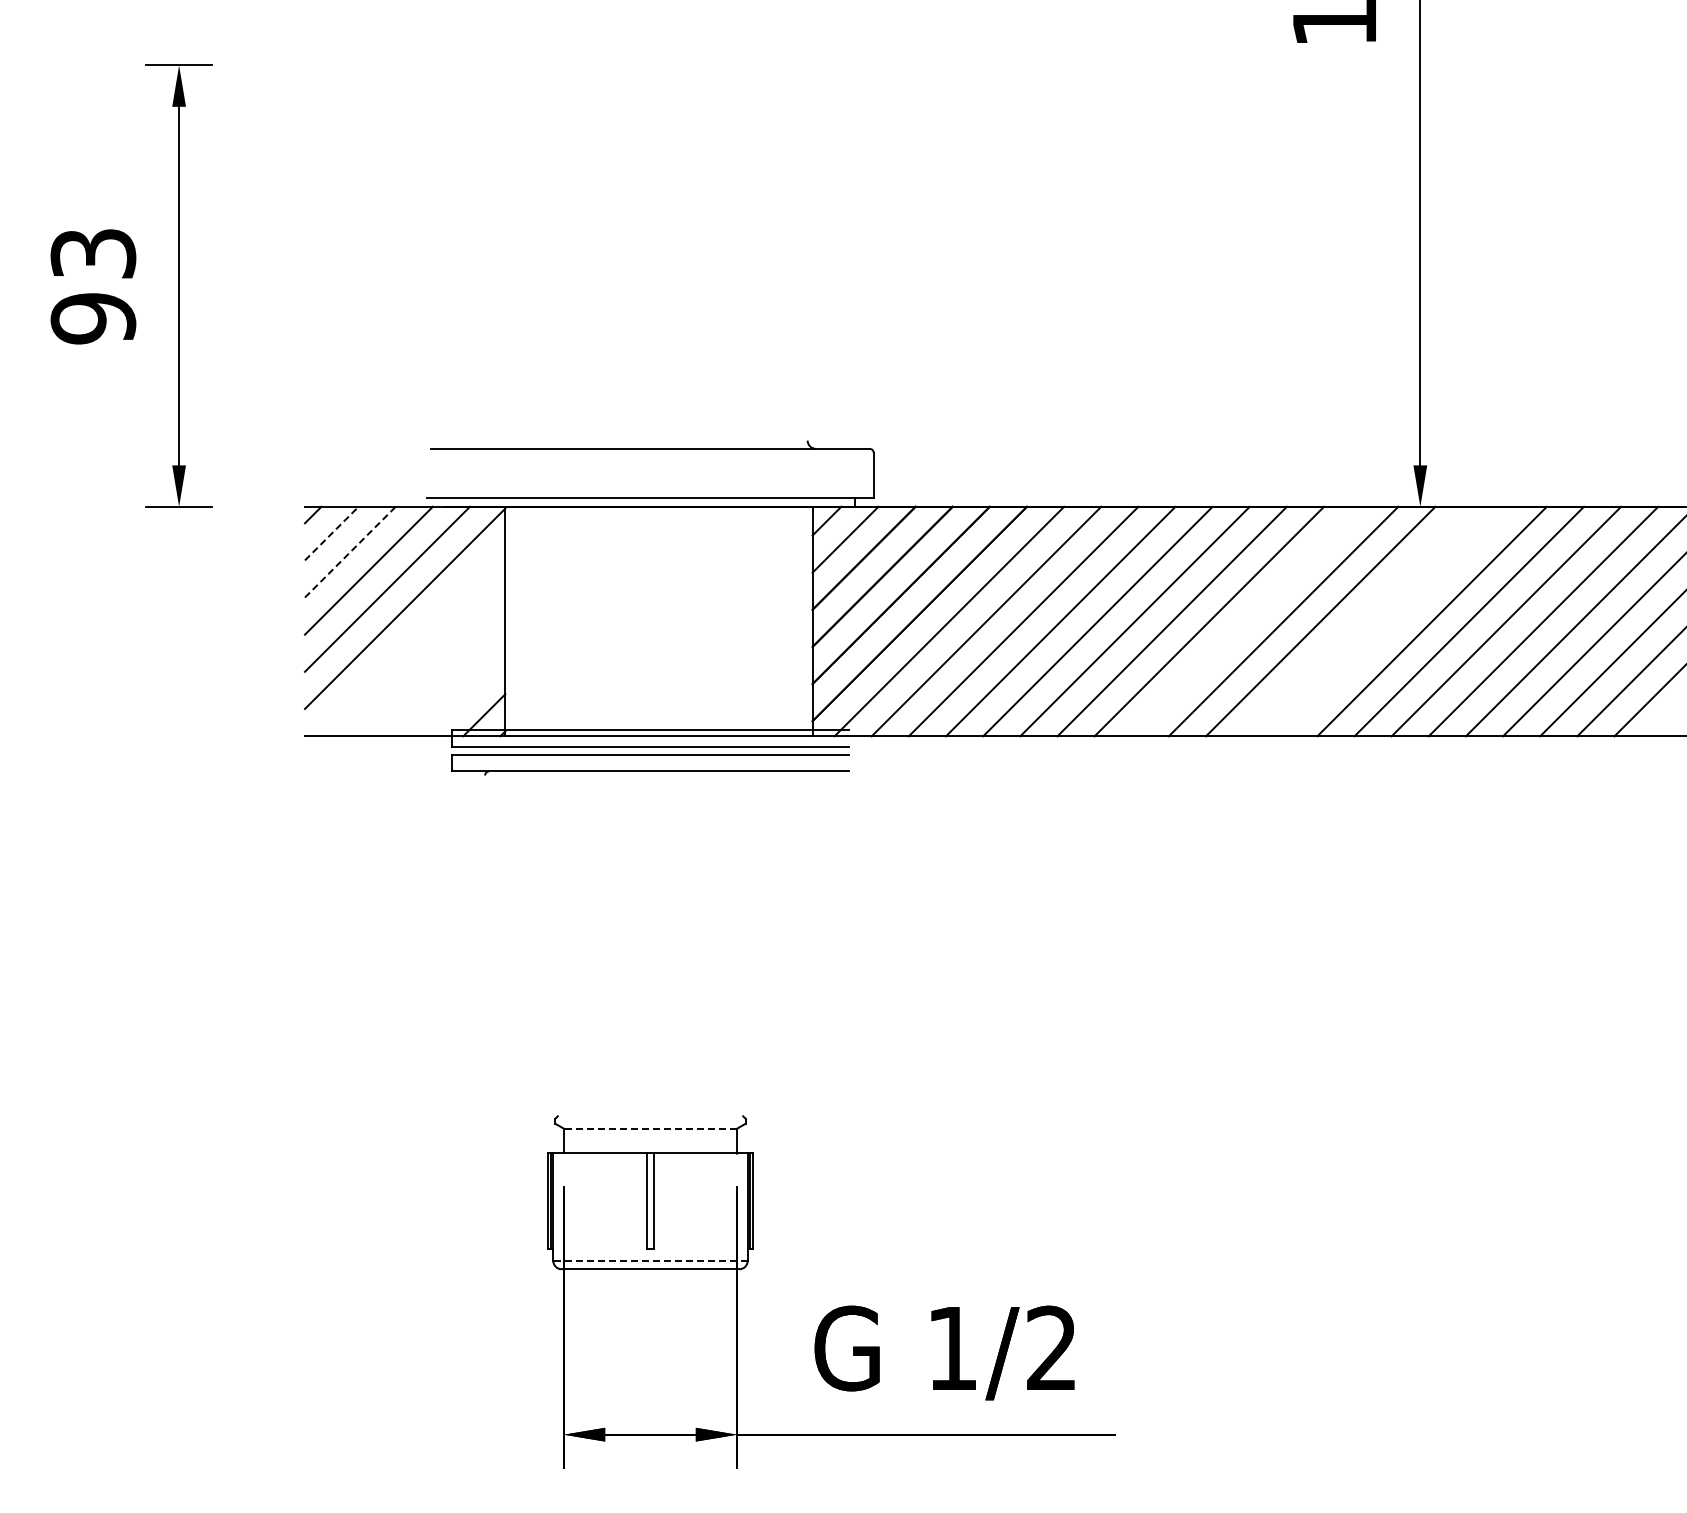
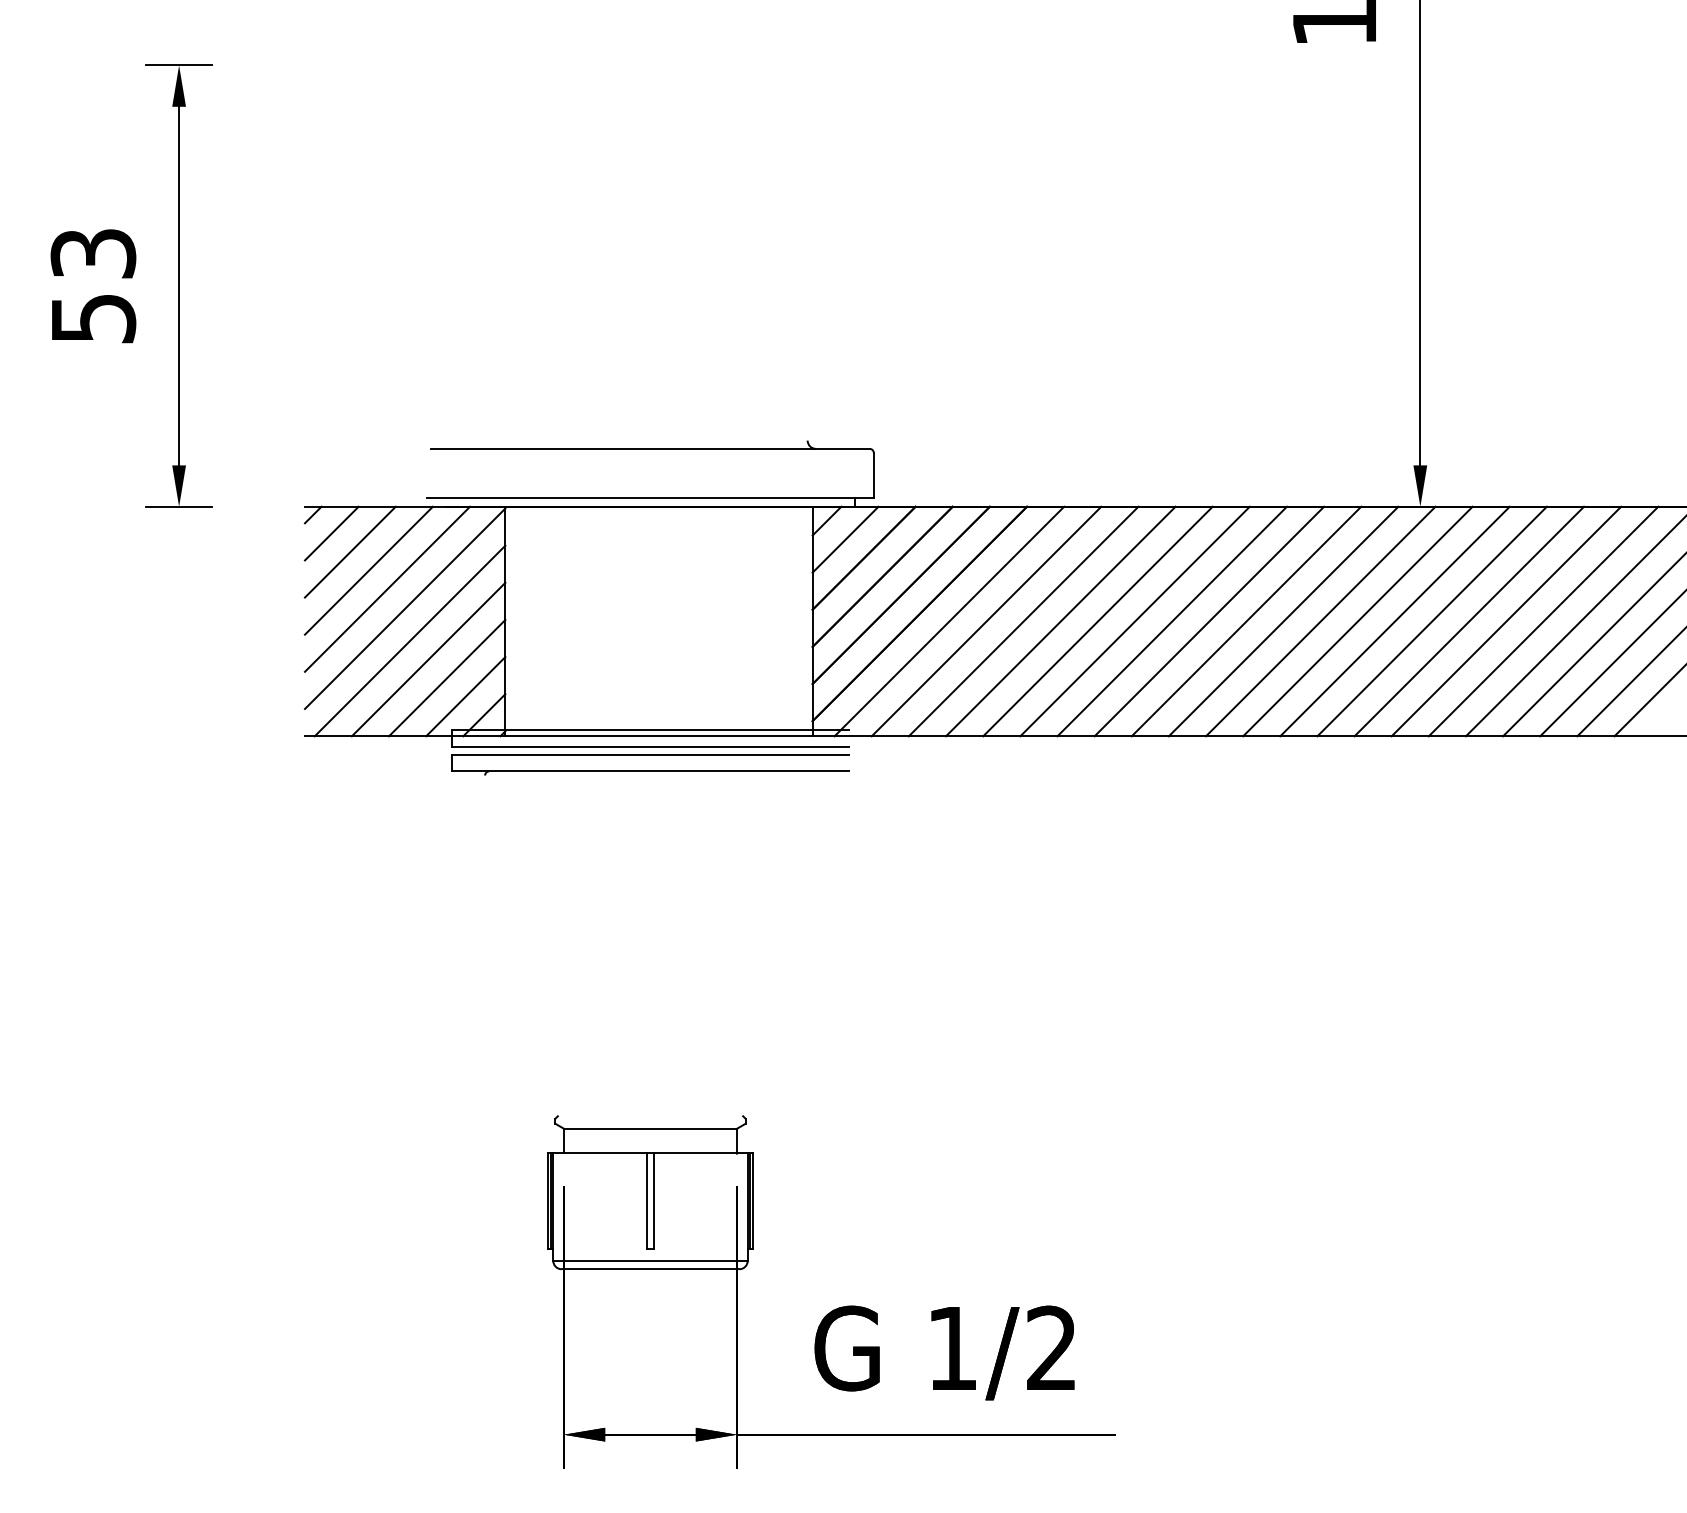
text: 93 -> 53 (93, 318)
line: dashed -> solid (331, 533)
line: dashed -> solid (350, 551)
line: none -> present (1246, 621)
line: none -> present (1357, 621)
line: none -> present (1394, 621)
line: none -> present (409, 640)
line: none -> present (428, 659)
line: none -> present (447, 677)
line: none -> present (465, 696)
line: dashed -> solid (650, 1128)
line: dashed -> solid (650, 1260)
